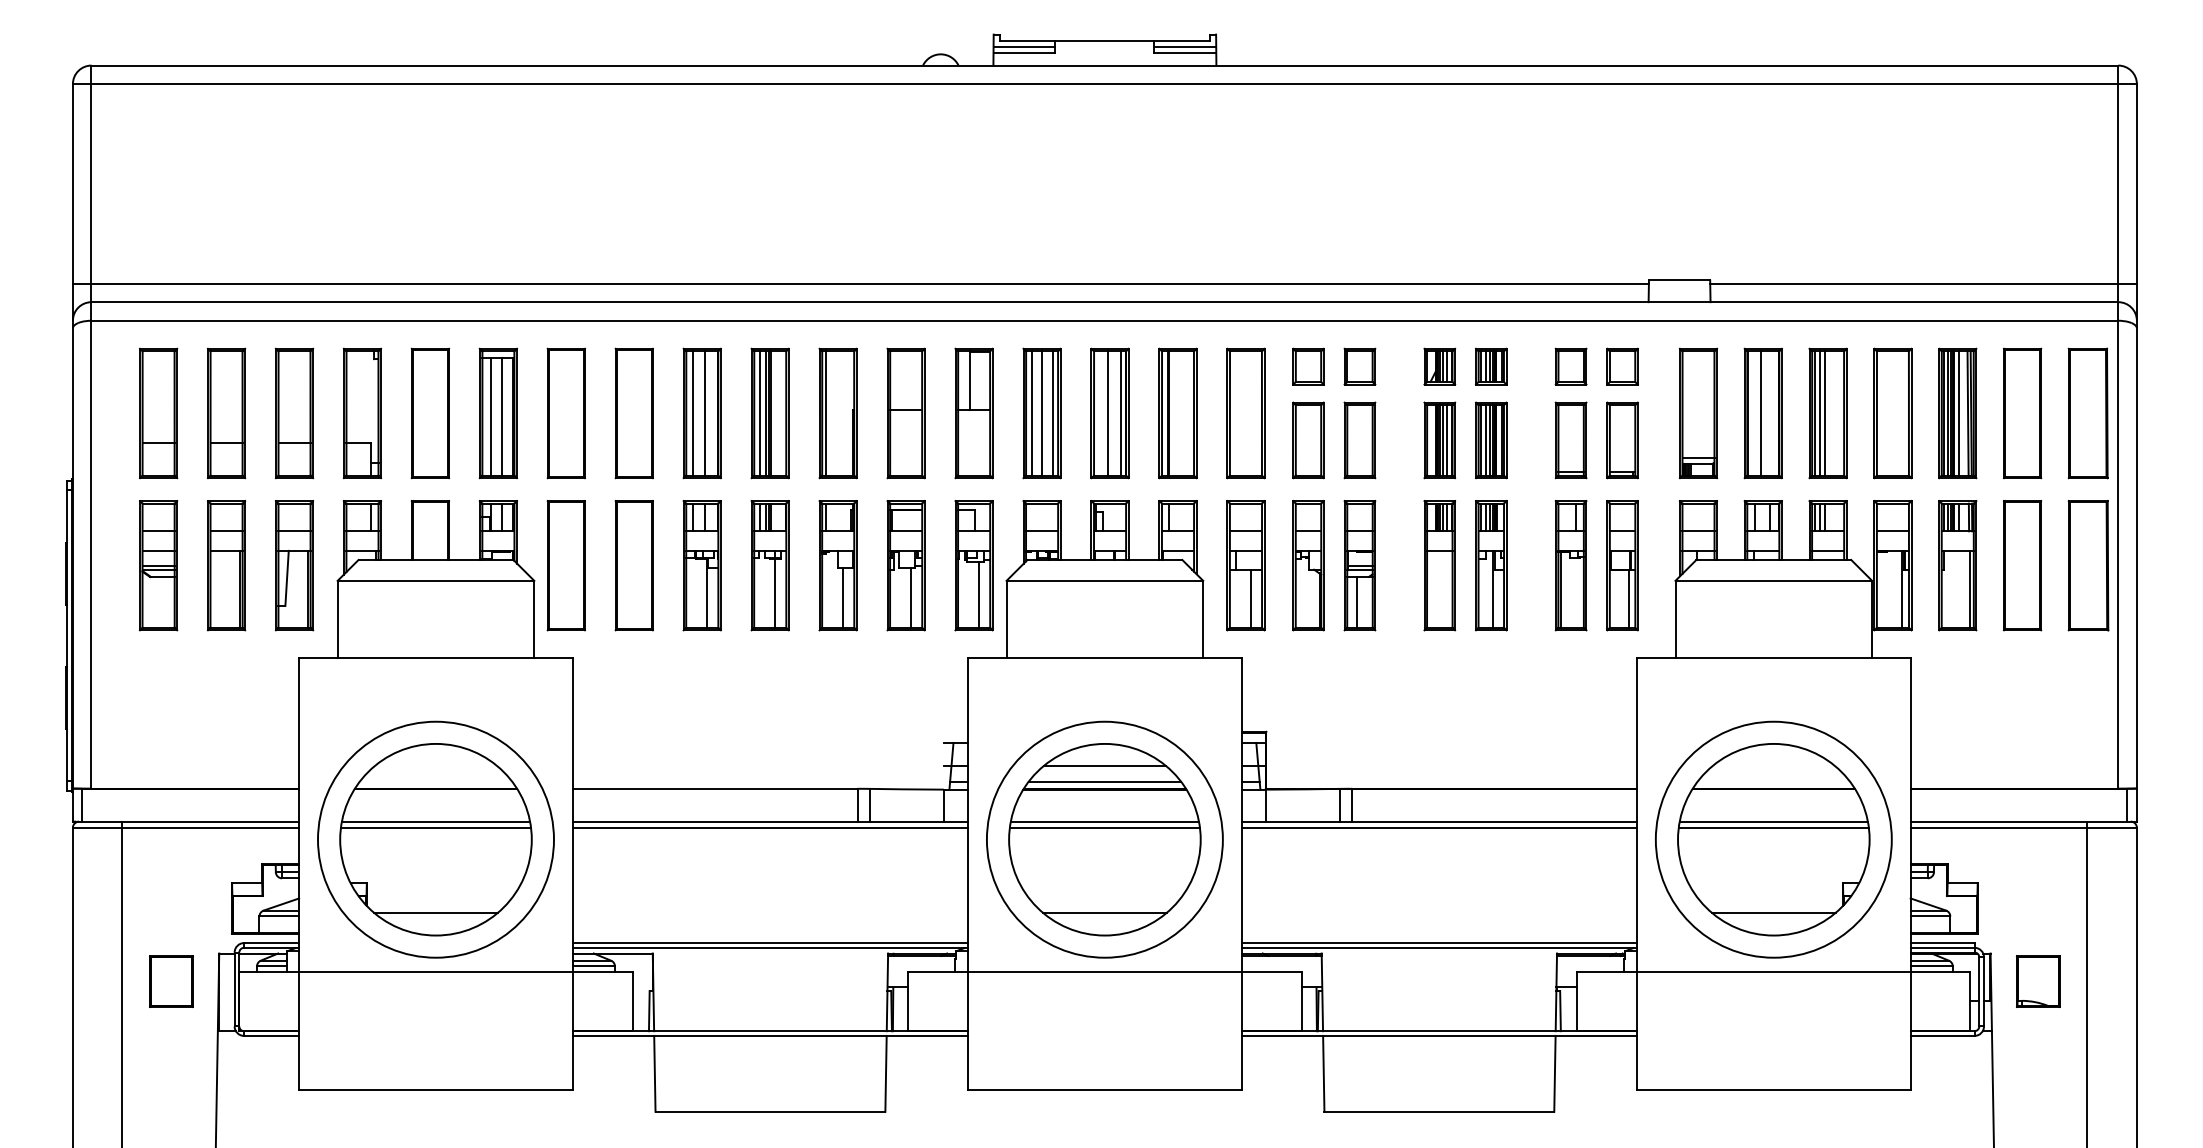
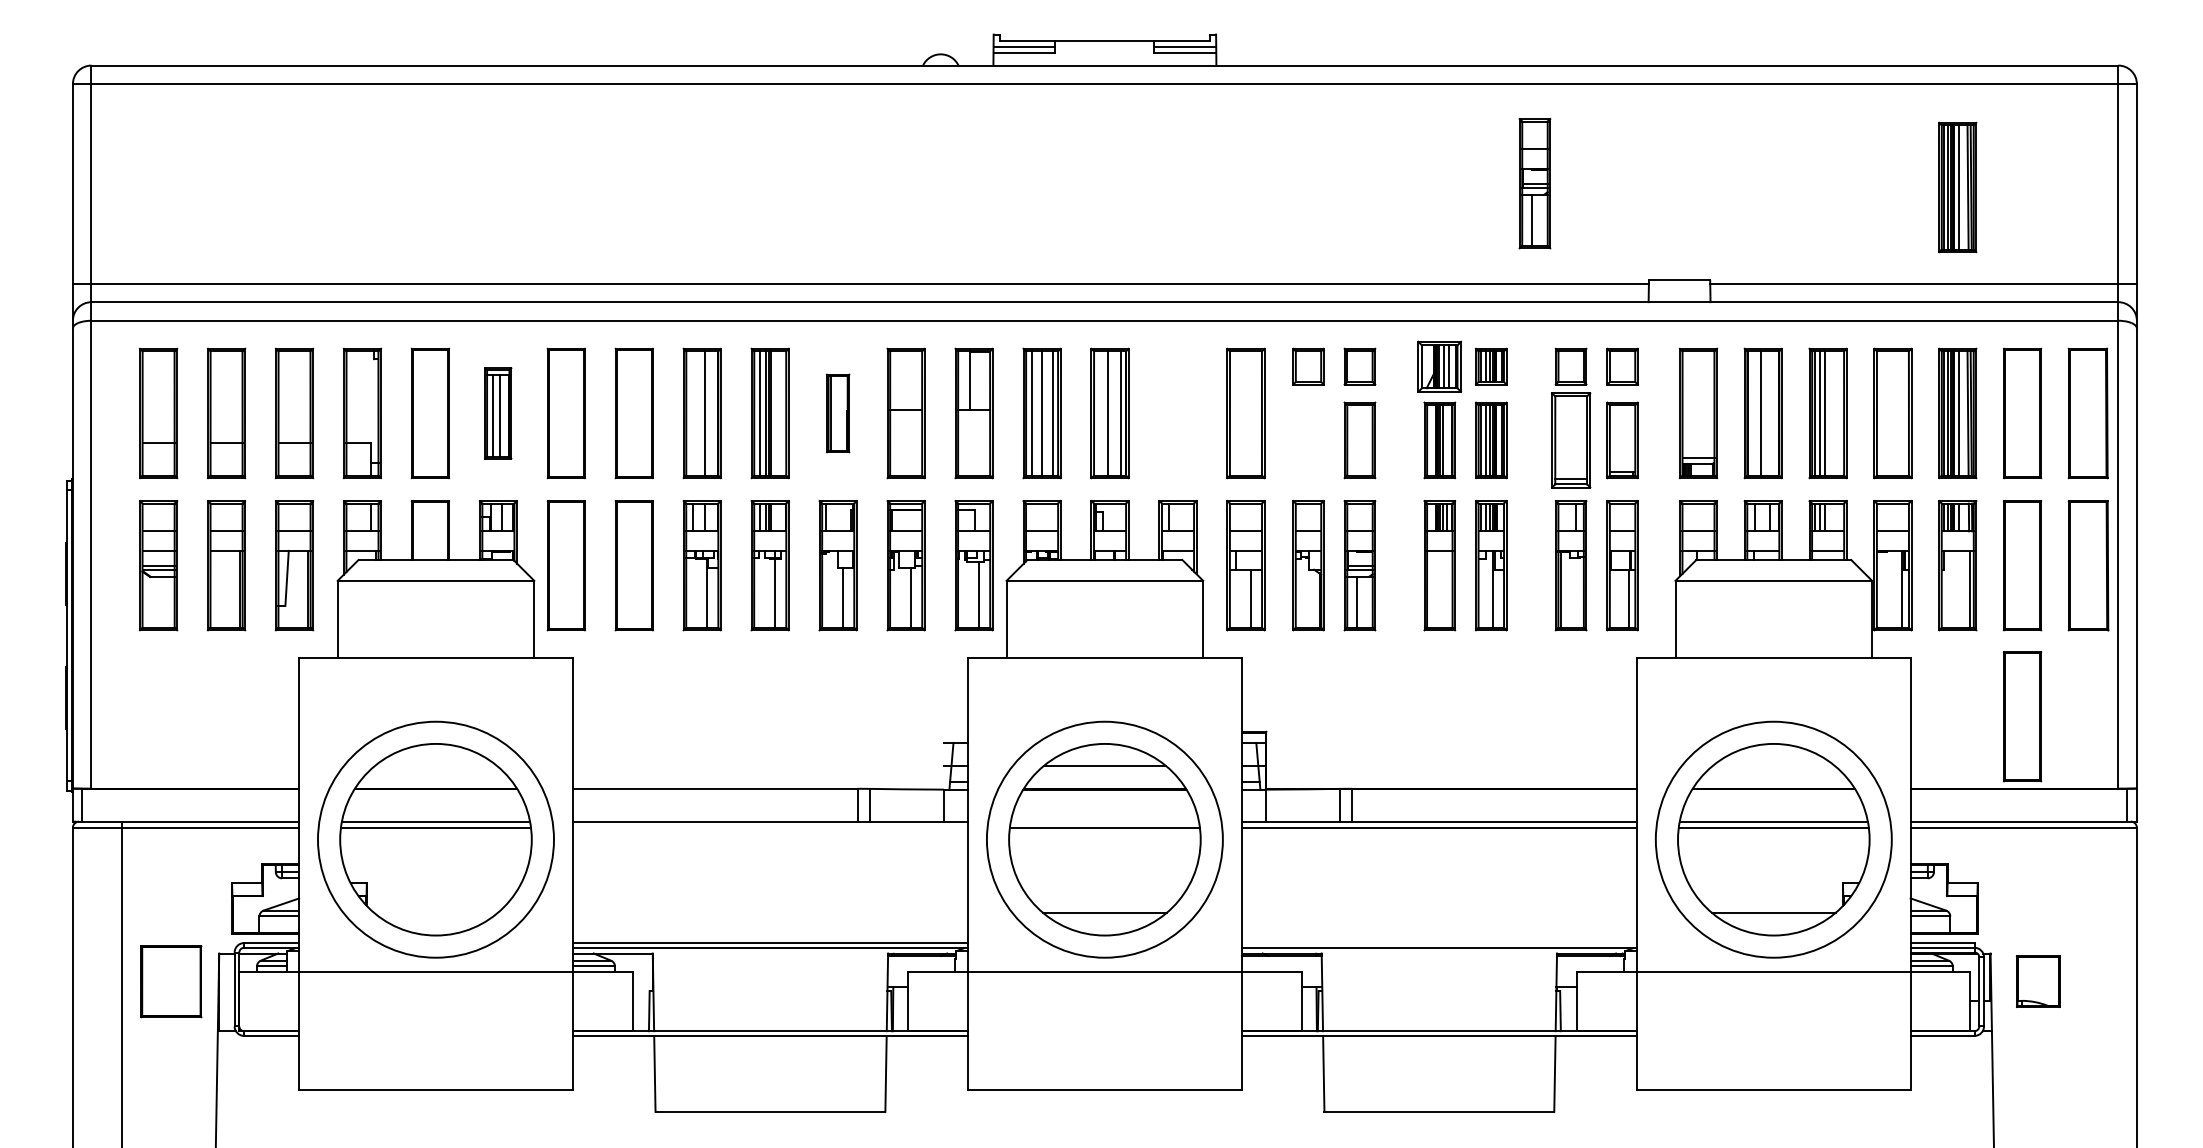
part: none -> present (1534, 183)
part: none -> present (1957, 187)
part size: 34x39 px -> 46x53 px (1439, 366)
part size: 40x133 px -> 29x93 px (498, 413)
line: present -> none (692, 413)
part size: 40x133 px -> 26x81 px (837, 413)
part: present -> none (1177, 413)
part: present -> none (1308, 440)
line: present -> none (1446, 440)
part size: 34x79 px -> 41x97 px (1571, 440)
part: none -> present (2022, 716)
line: present -> none (1104, 782)
line: present -> none (1104, 821)
line: present -> none (770, 827)
line: present -> none (435, 913)
line: present -> none (1438, 943)
part size: 45x53 px -> 63x74 px (171, 981)
line: present -> none (2087, 982)
